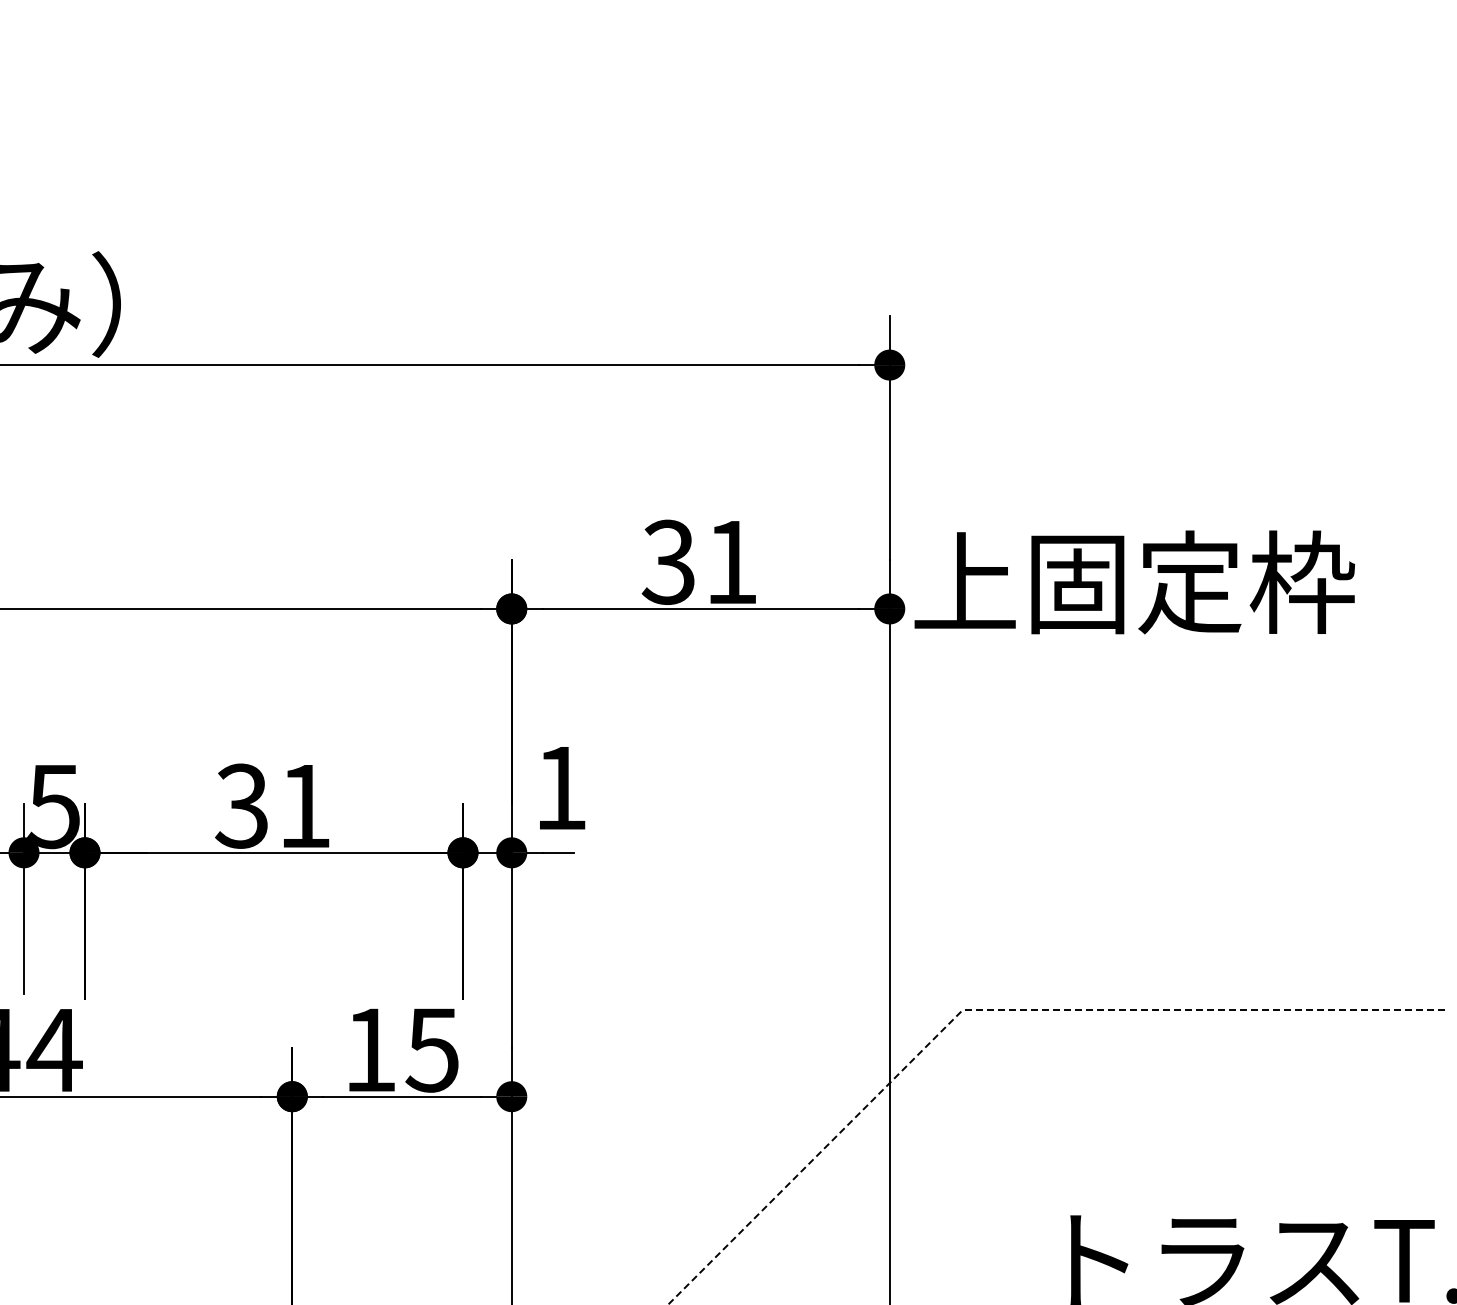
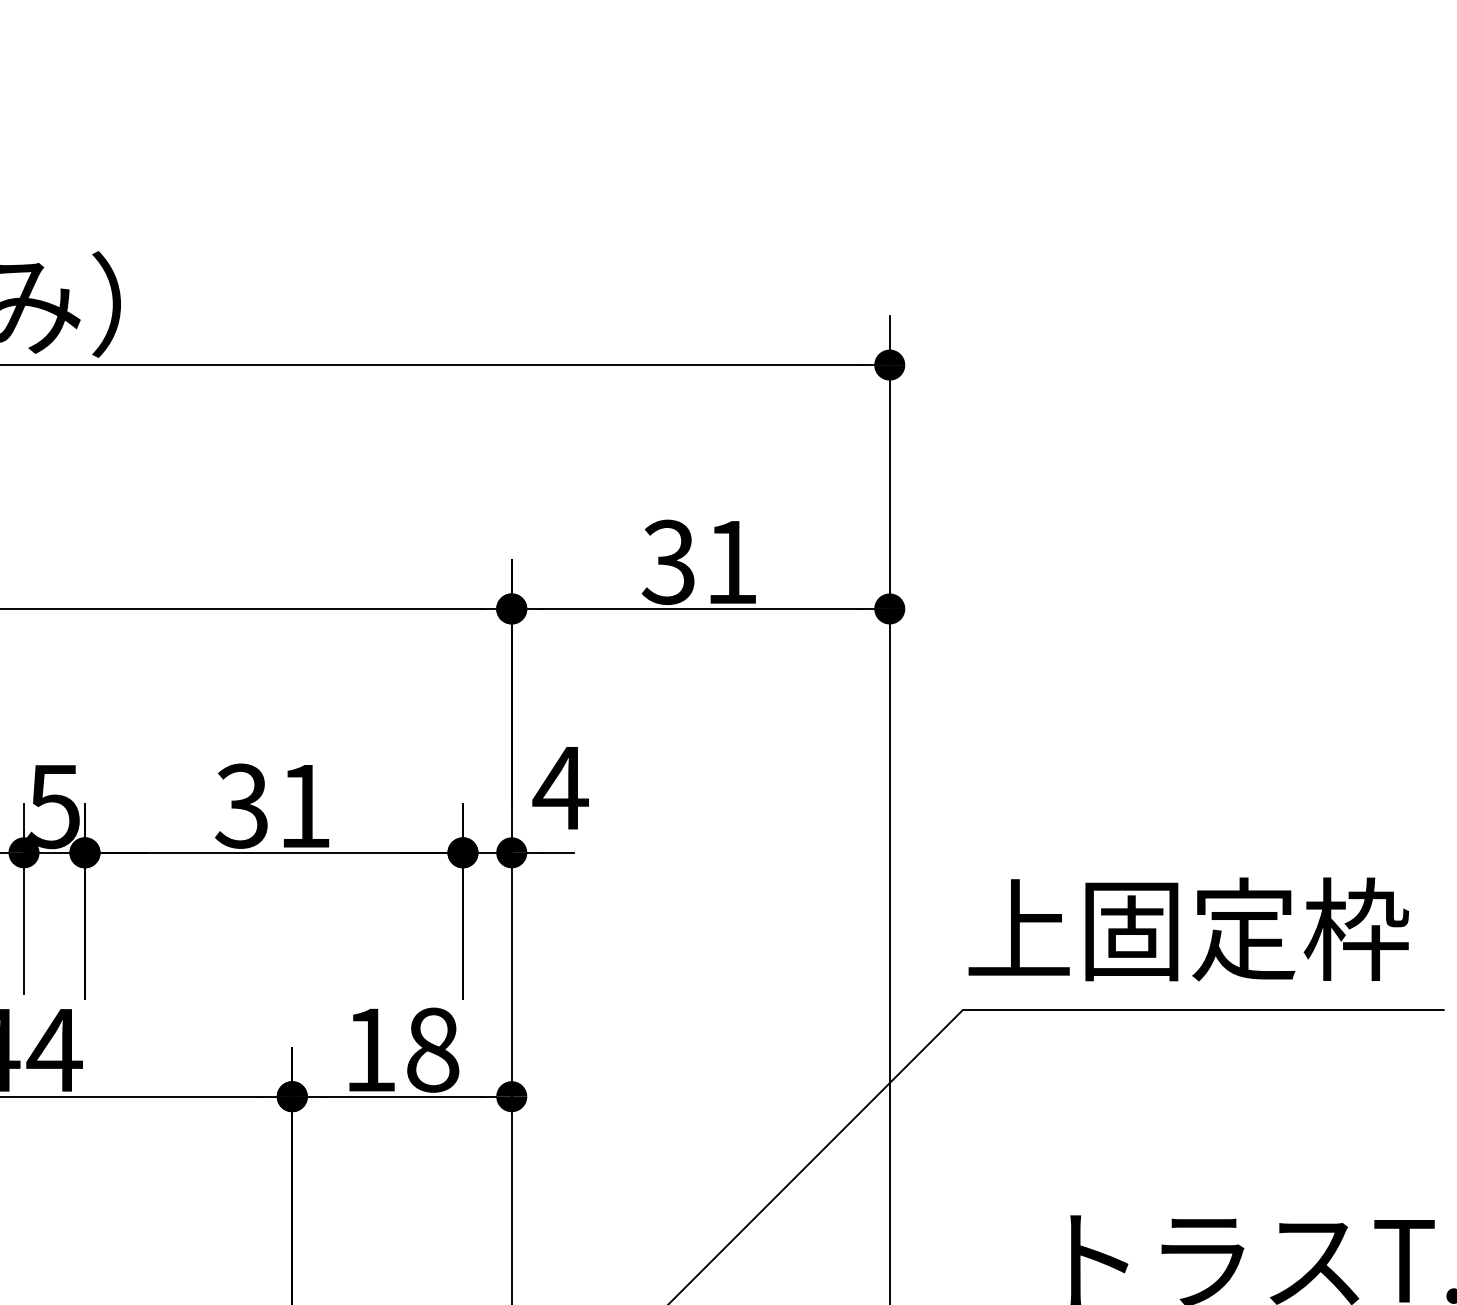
text position: (1134, 582) -> (1188, 929) (1188, 929)
text: 1 -> 4 (560, 788)
line: dashed -> solid (994, 1010)
text: 15 -> 18 (432, 1049)
